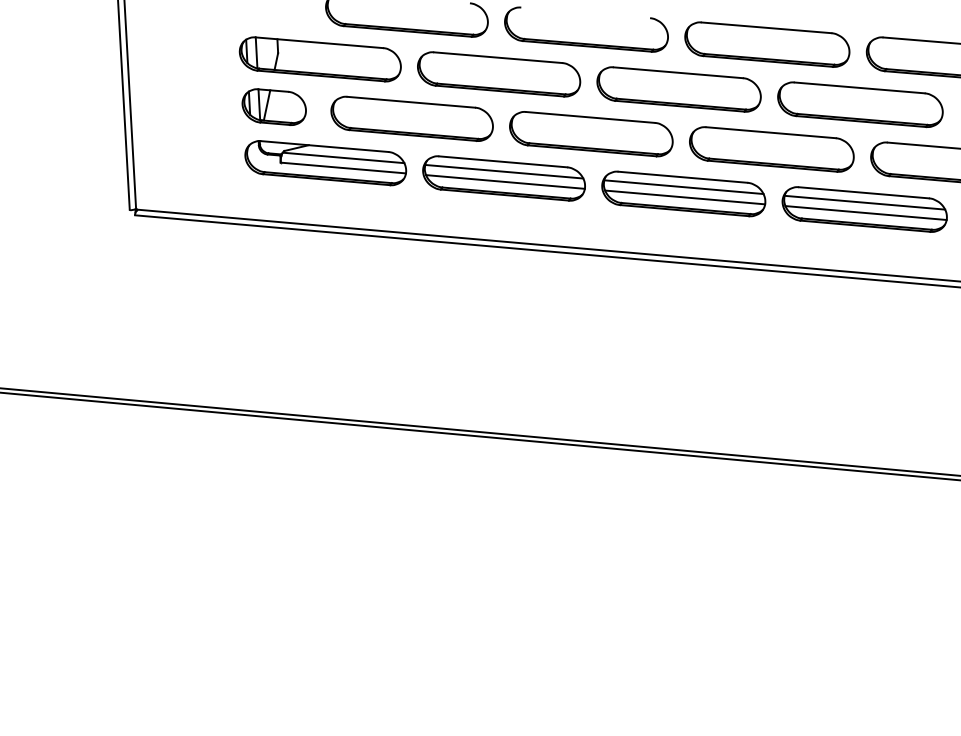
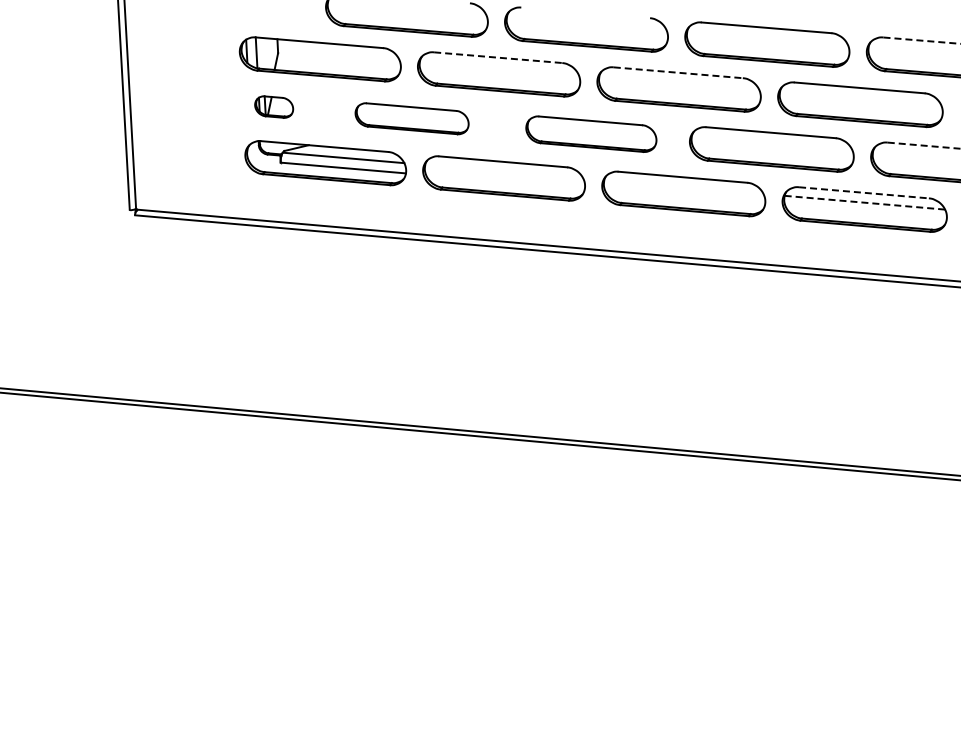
line: solid -> dashed (922, 40)
line: solid -> dashed (498, 57)
line: solid -> dashed (678, 72)
part size: 66x38 px -> 41x24 px (274, 106)
part size: 164x47 px -> 116x34 px (411, 118)
part size: 165x47 px -> 133x38 px (591, 133)
line: solid -> dashed (924, 145)
line: present -> none (504, 171)
line: present -> none (505, 181)
line: present -> none (683, 187)
line: solid -> dashed (864, 192)
line: present -> none (685, 197)
line: solid -> dashed (864, 202)
line: present -> none (865, 213)
